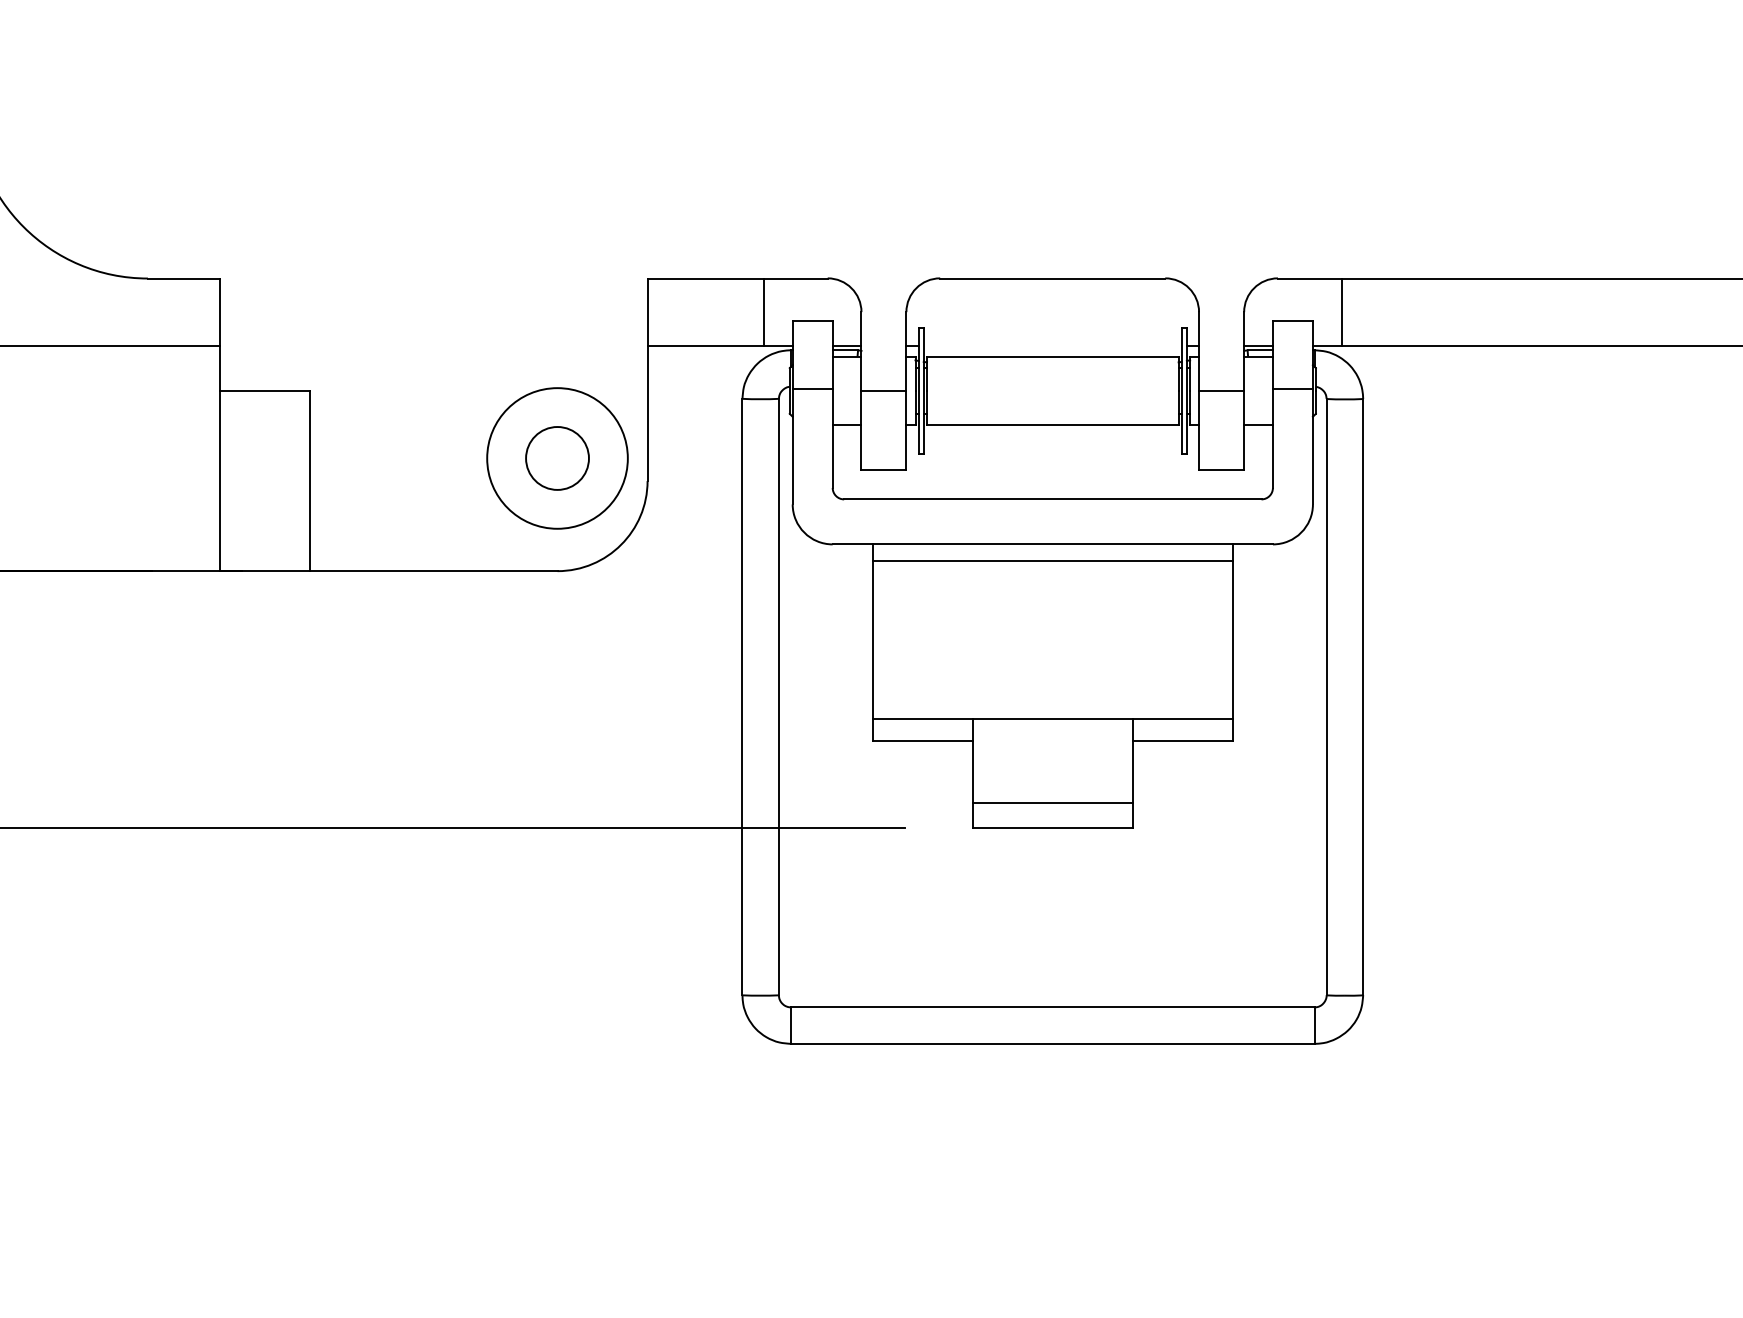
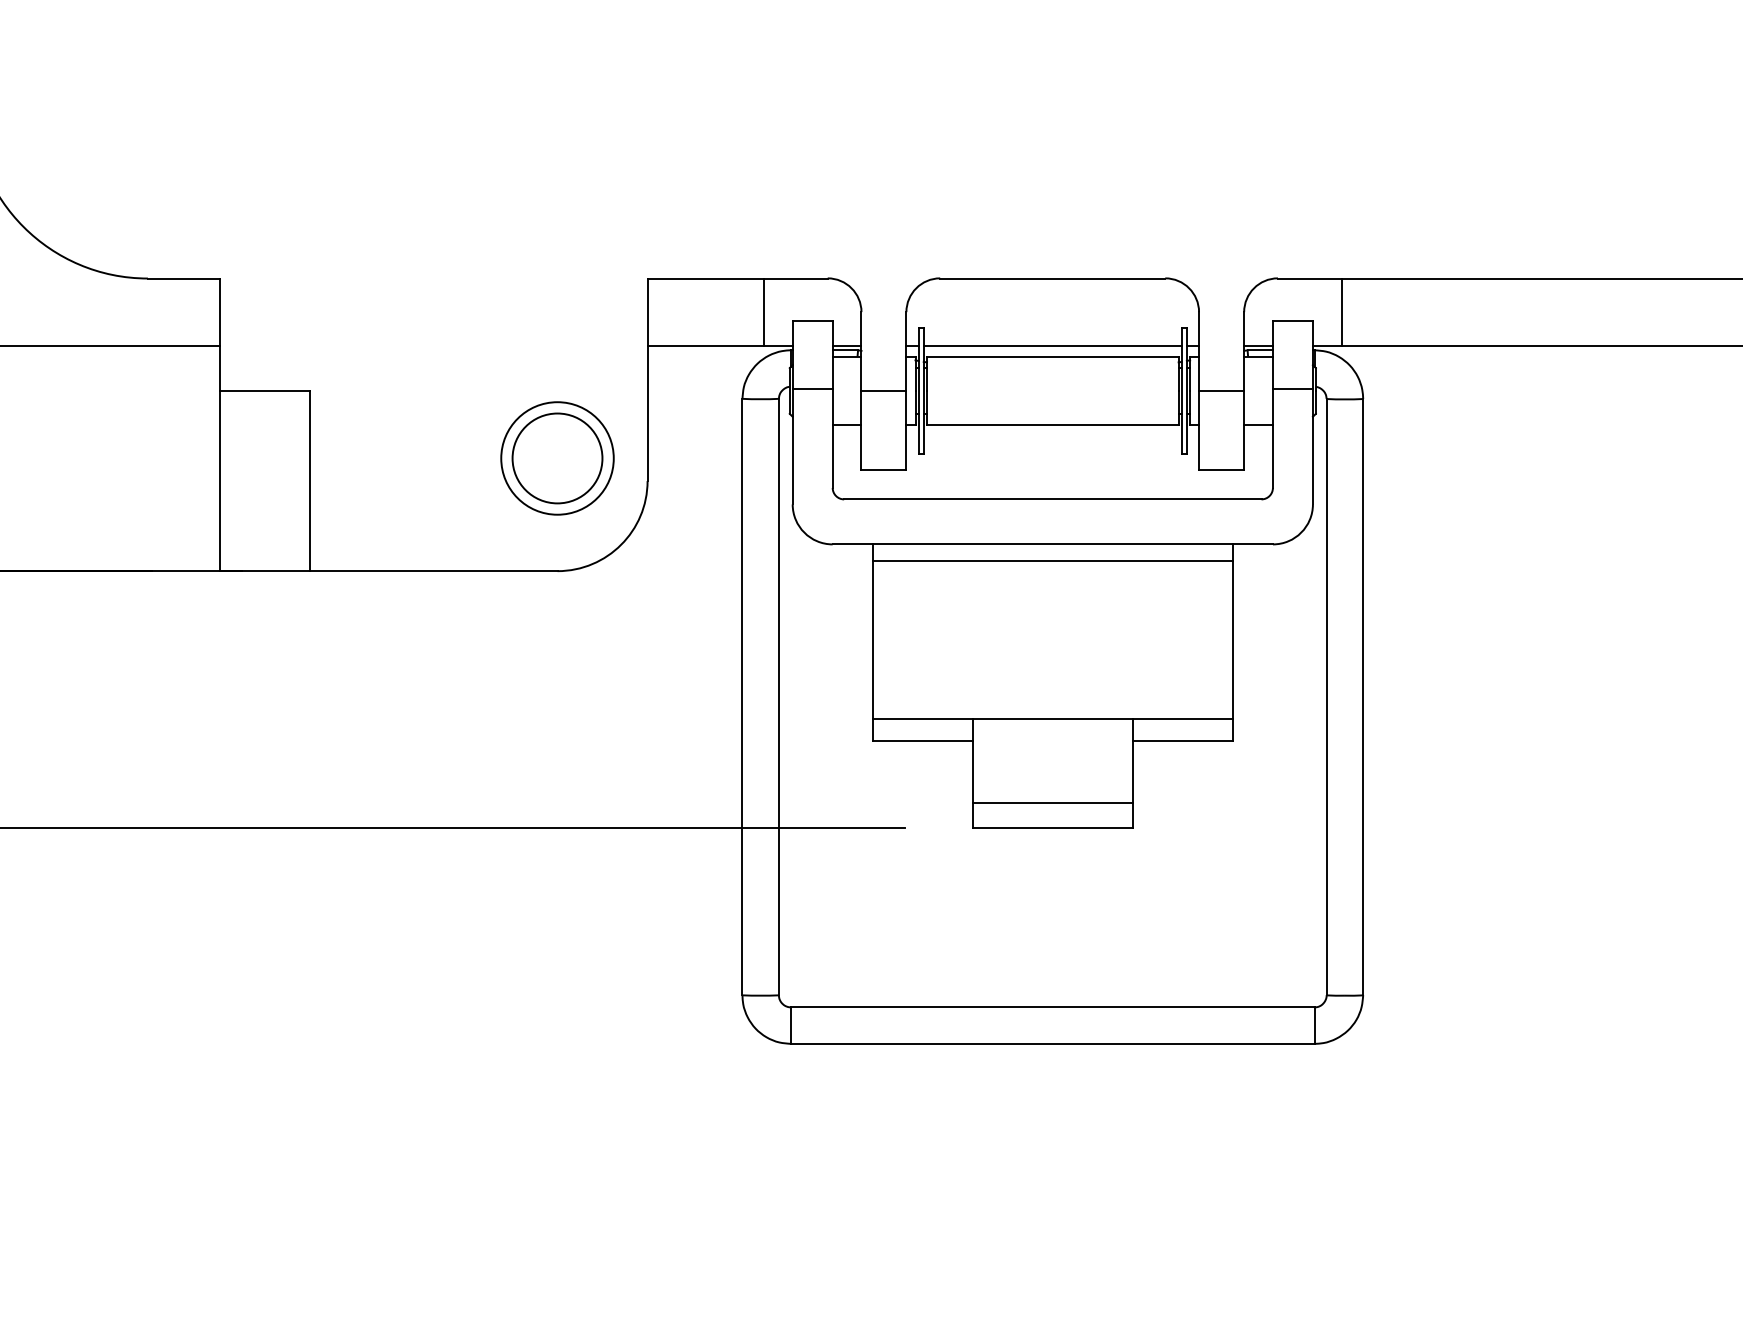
line: none -> present (1052, 345)
circle diameter: 141 px -> 113 px (557, 458)
circle diameter: 63 px -> 90 px (557, 458)
